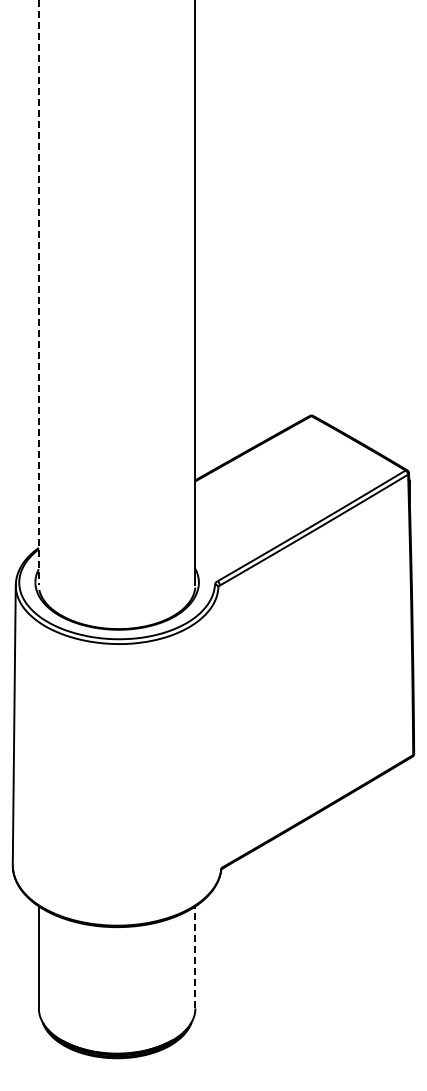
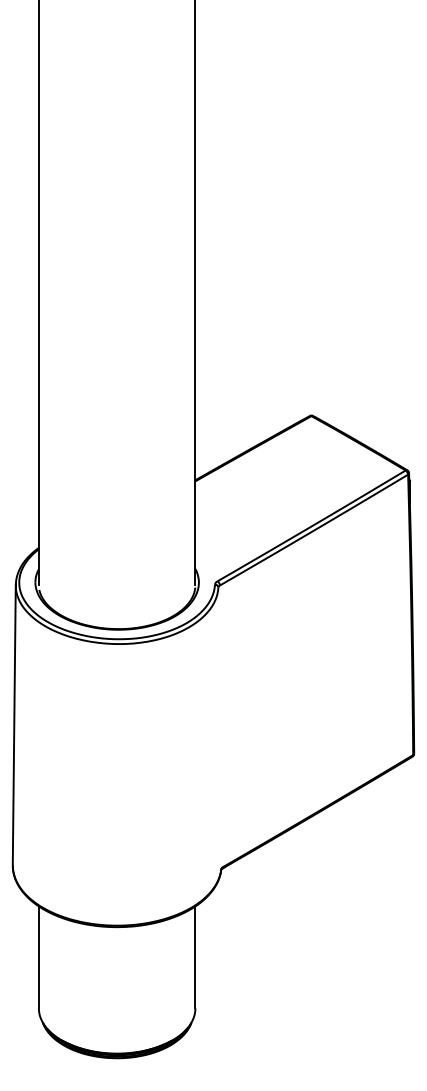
line: dashed -> solid (38, 293)
line: dashed -> solid (195, 956)
